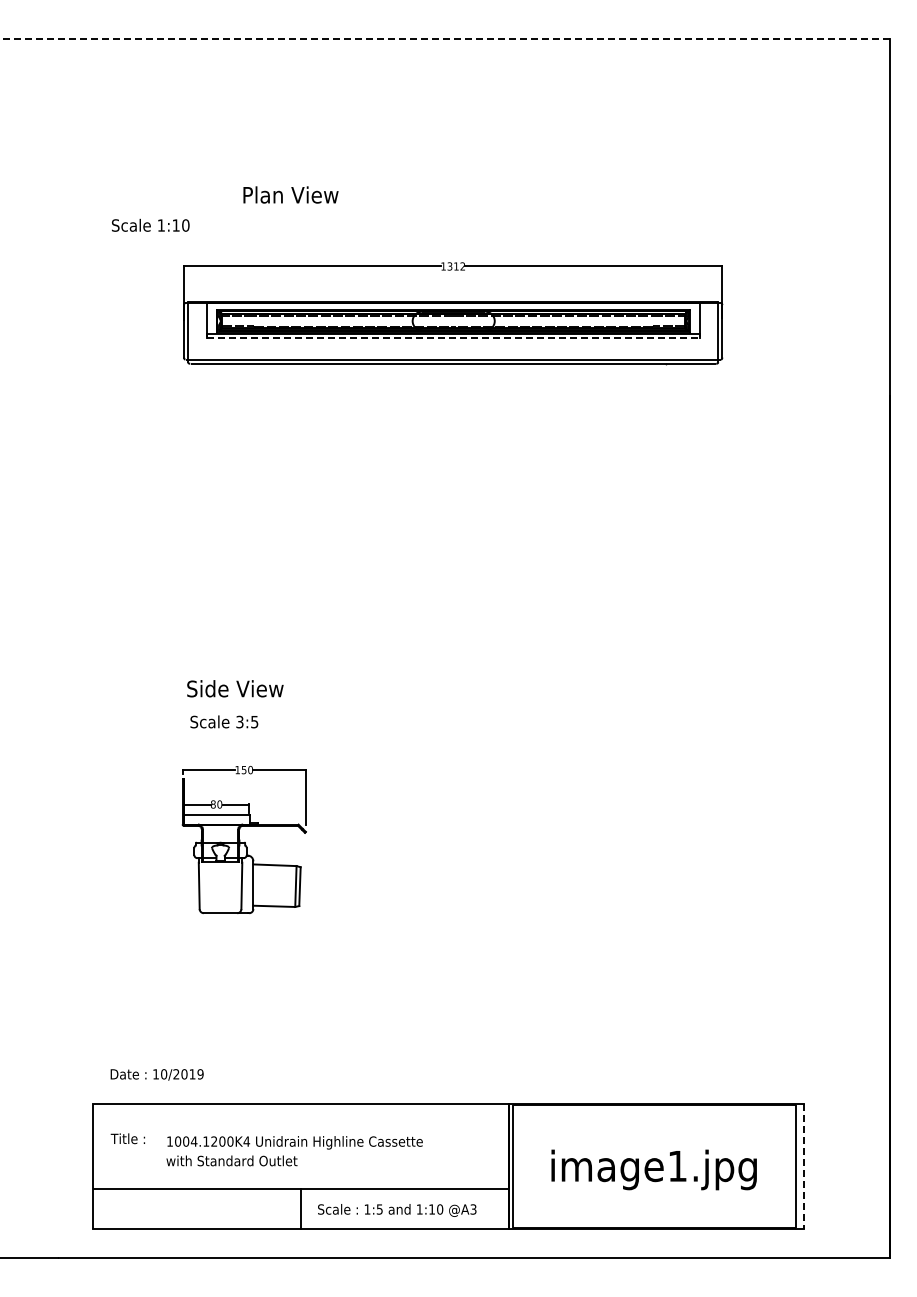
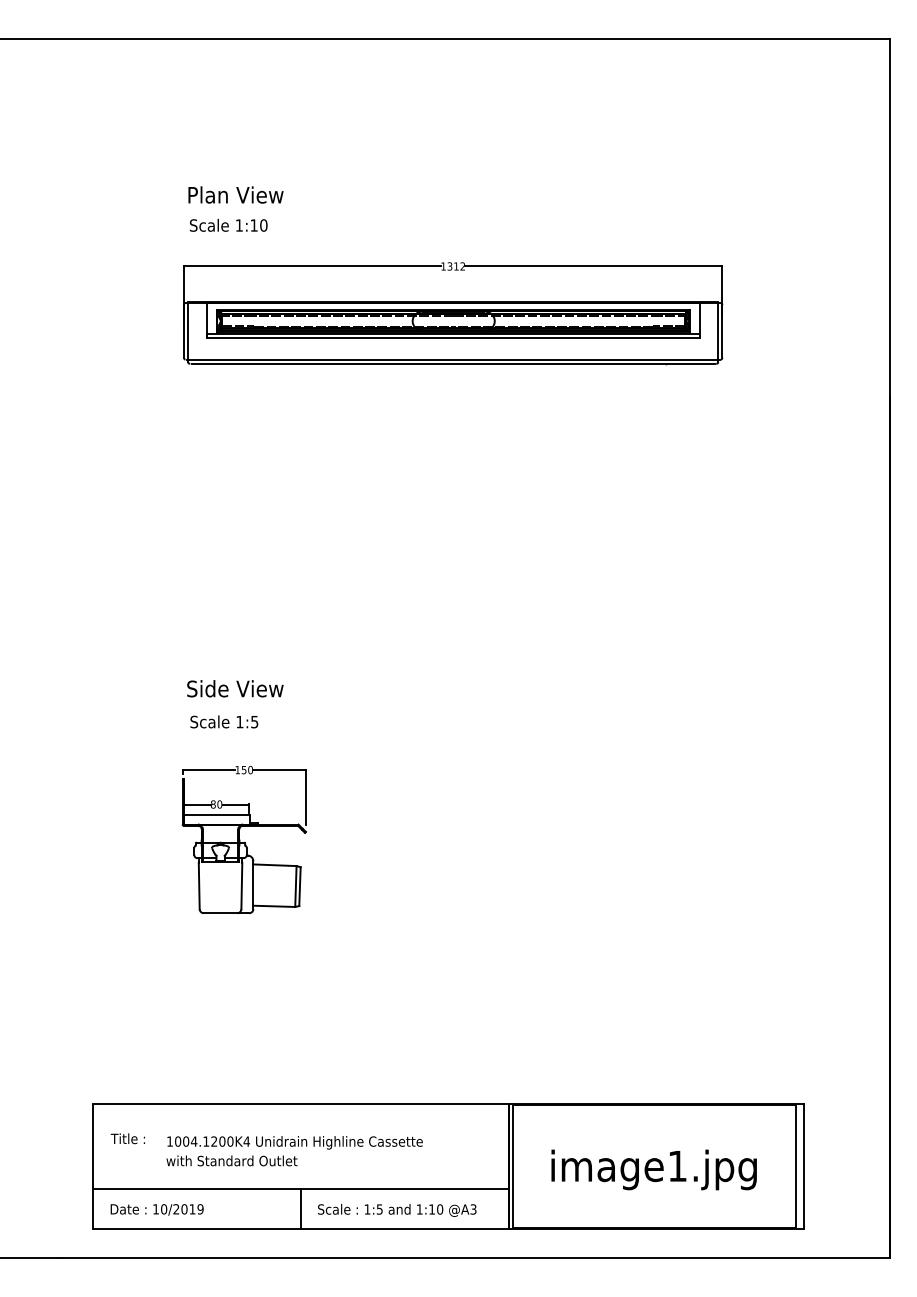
line: dashed -> solid (444, 38)
text position: (290, 194) -> (235, 194) (235, 194)
text position: (150, 224) -> (228, 224) (228, 224)
line: dashed -> solid (453, 338)
text: 3:5 -> 1:5 (239, 721)
text position: (156, 1074) -> (156, 1209) (156, 1209)
line: dashed -> solid (803, 1166)
